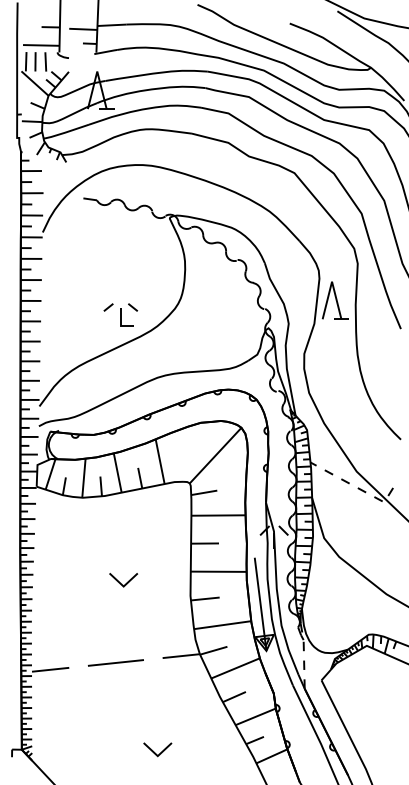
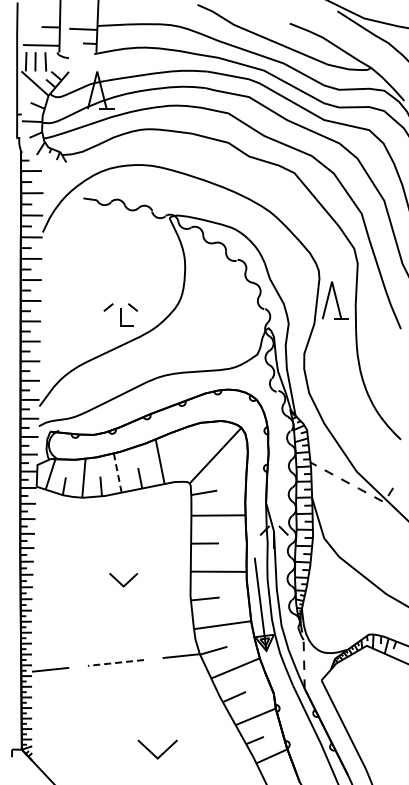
line: solid -> dashed (117, 472)
line: solid -> dashed (115, 663)
part size: 30x16 px -> 41x21 px (157, 749)
